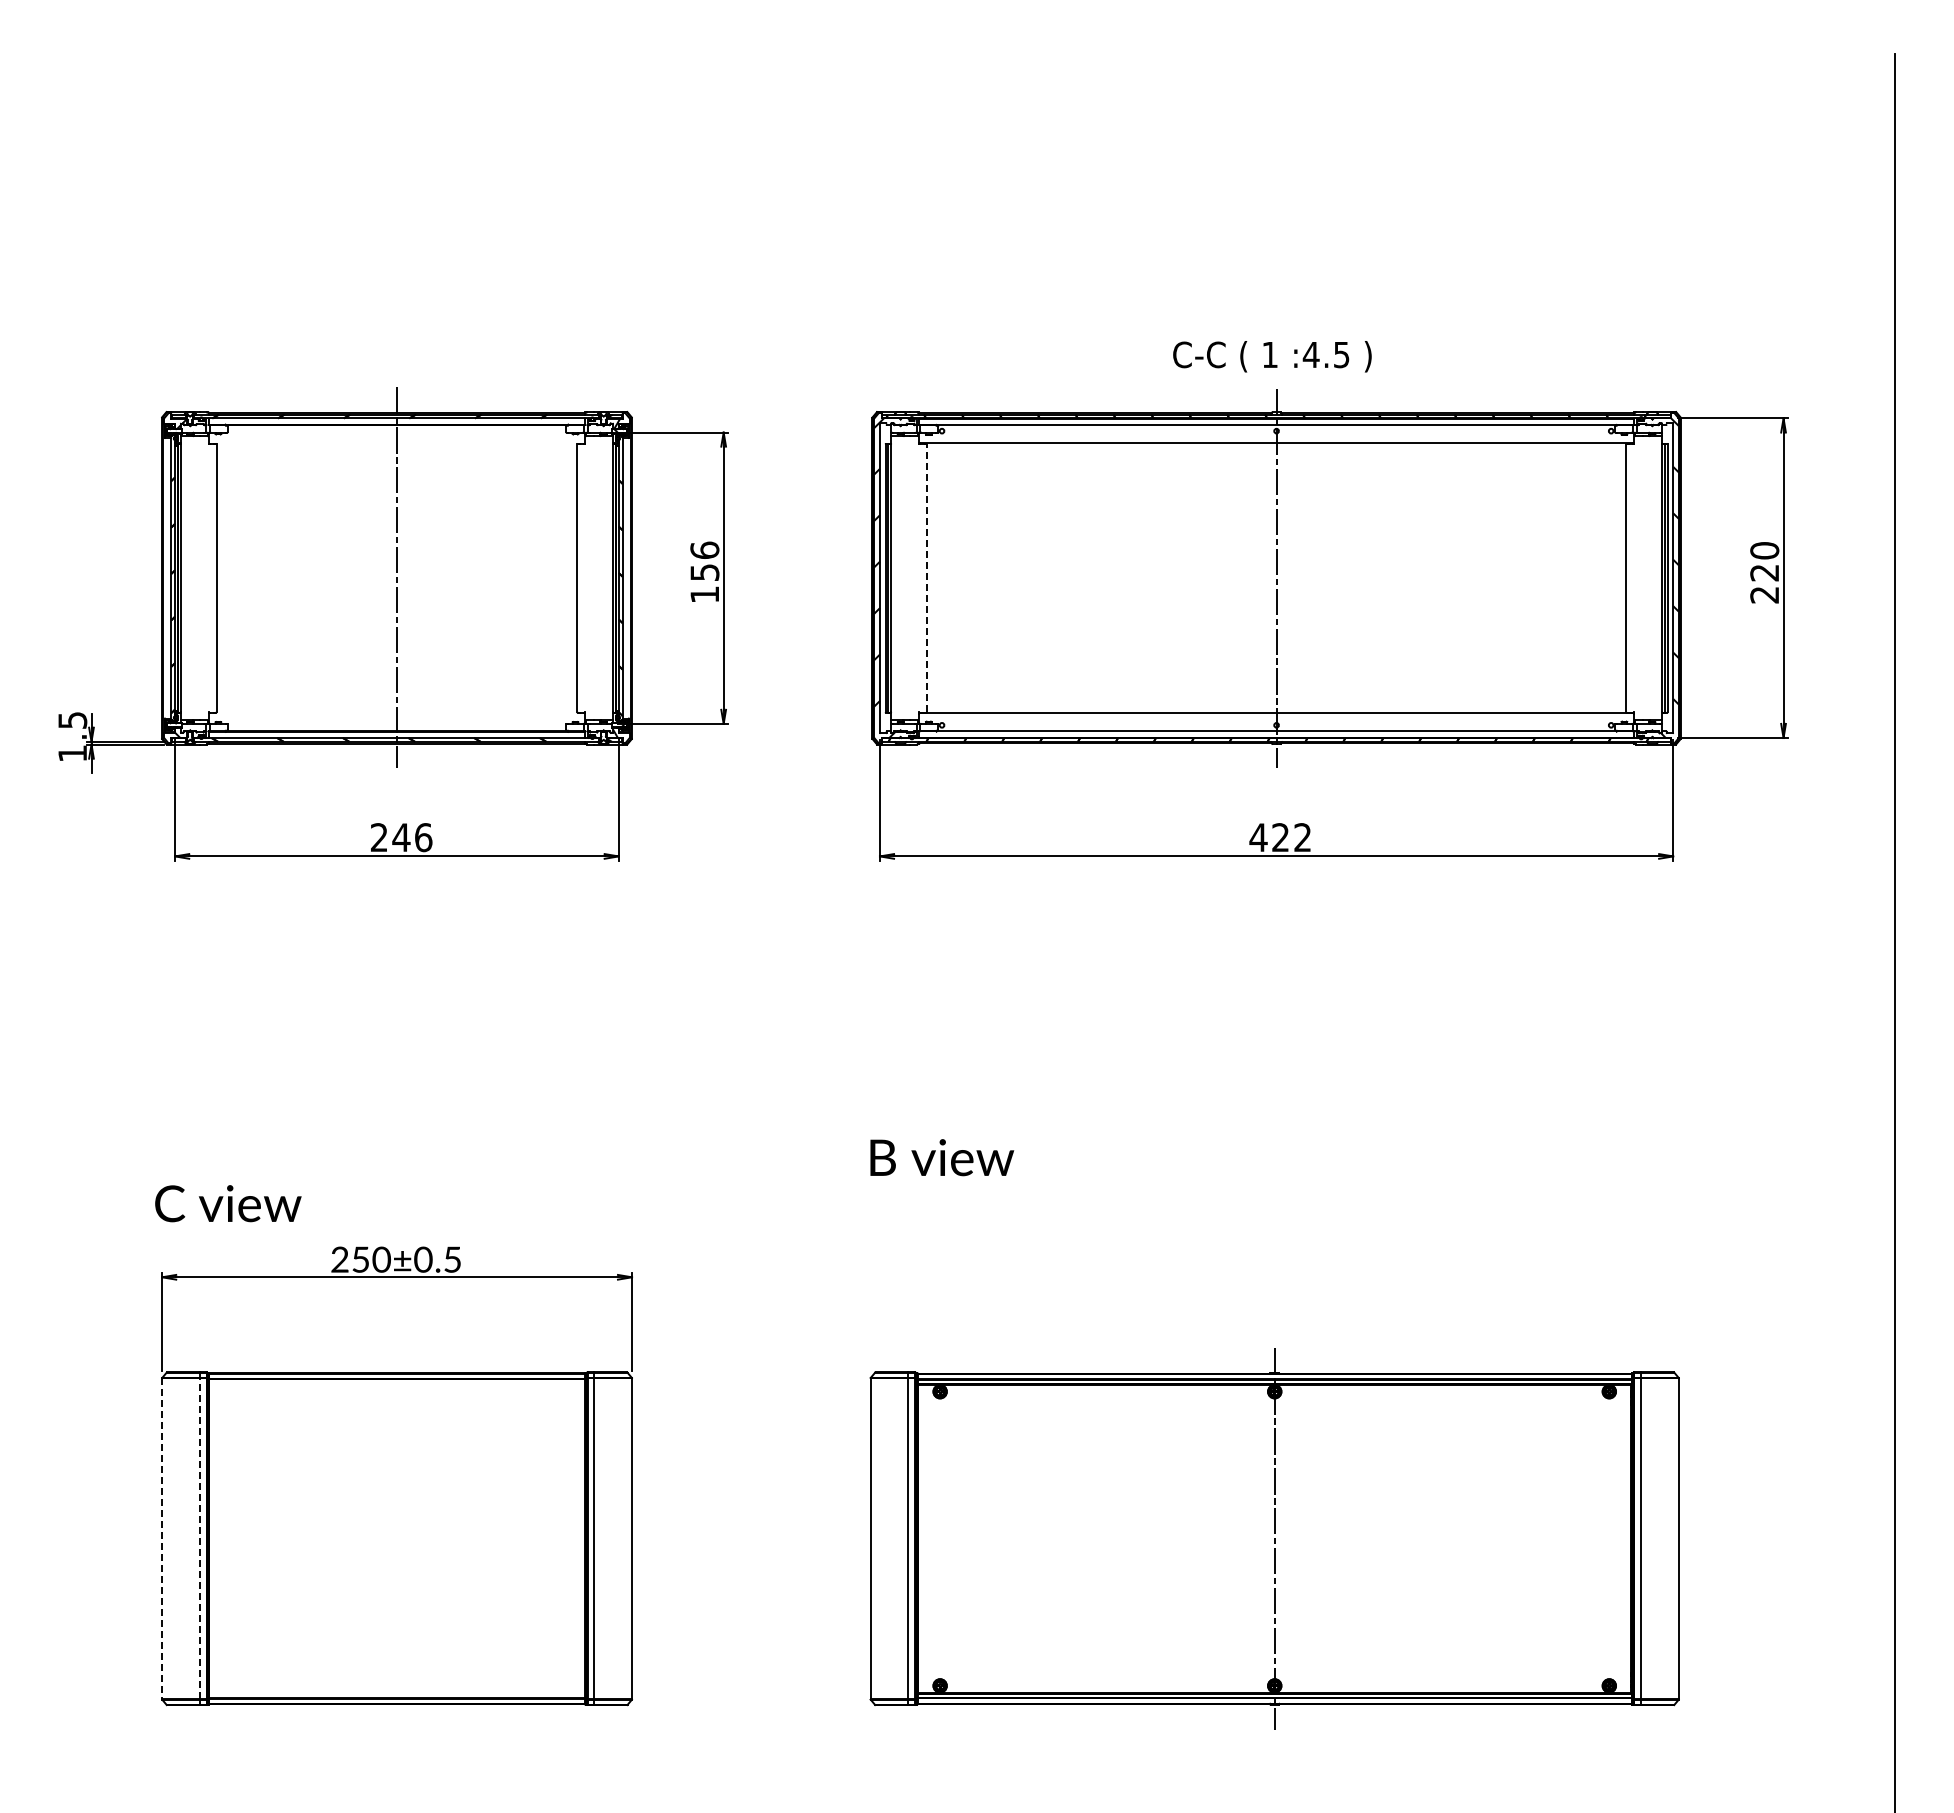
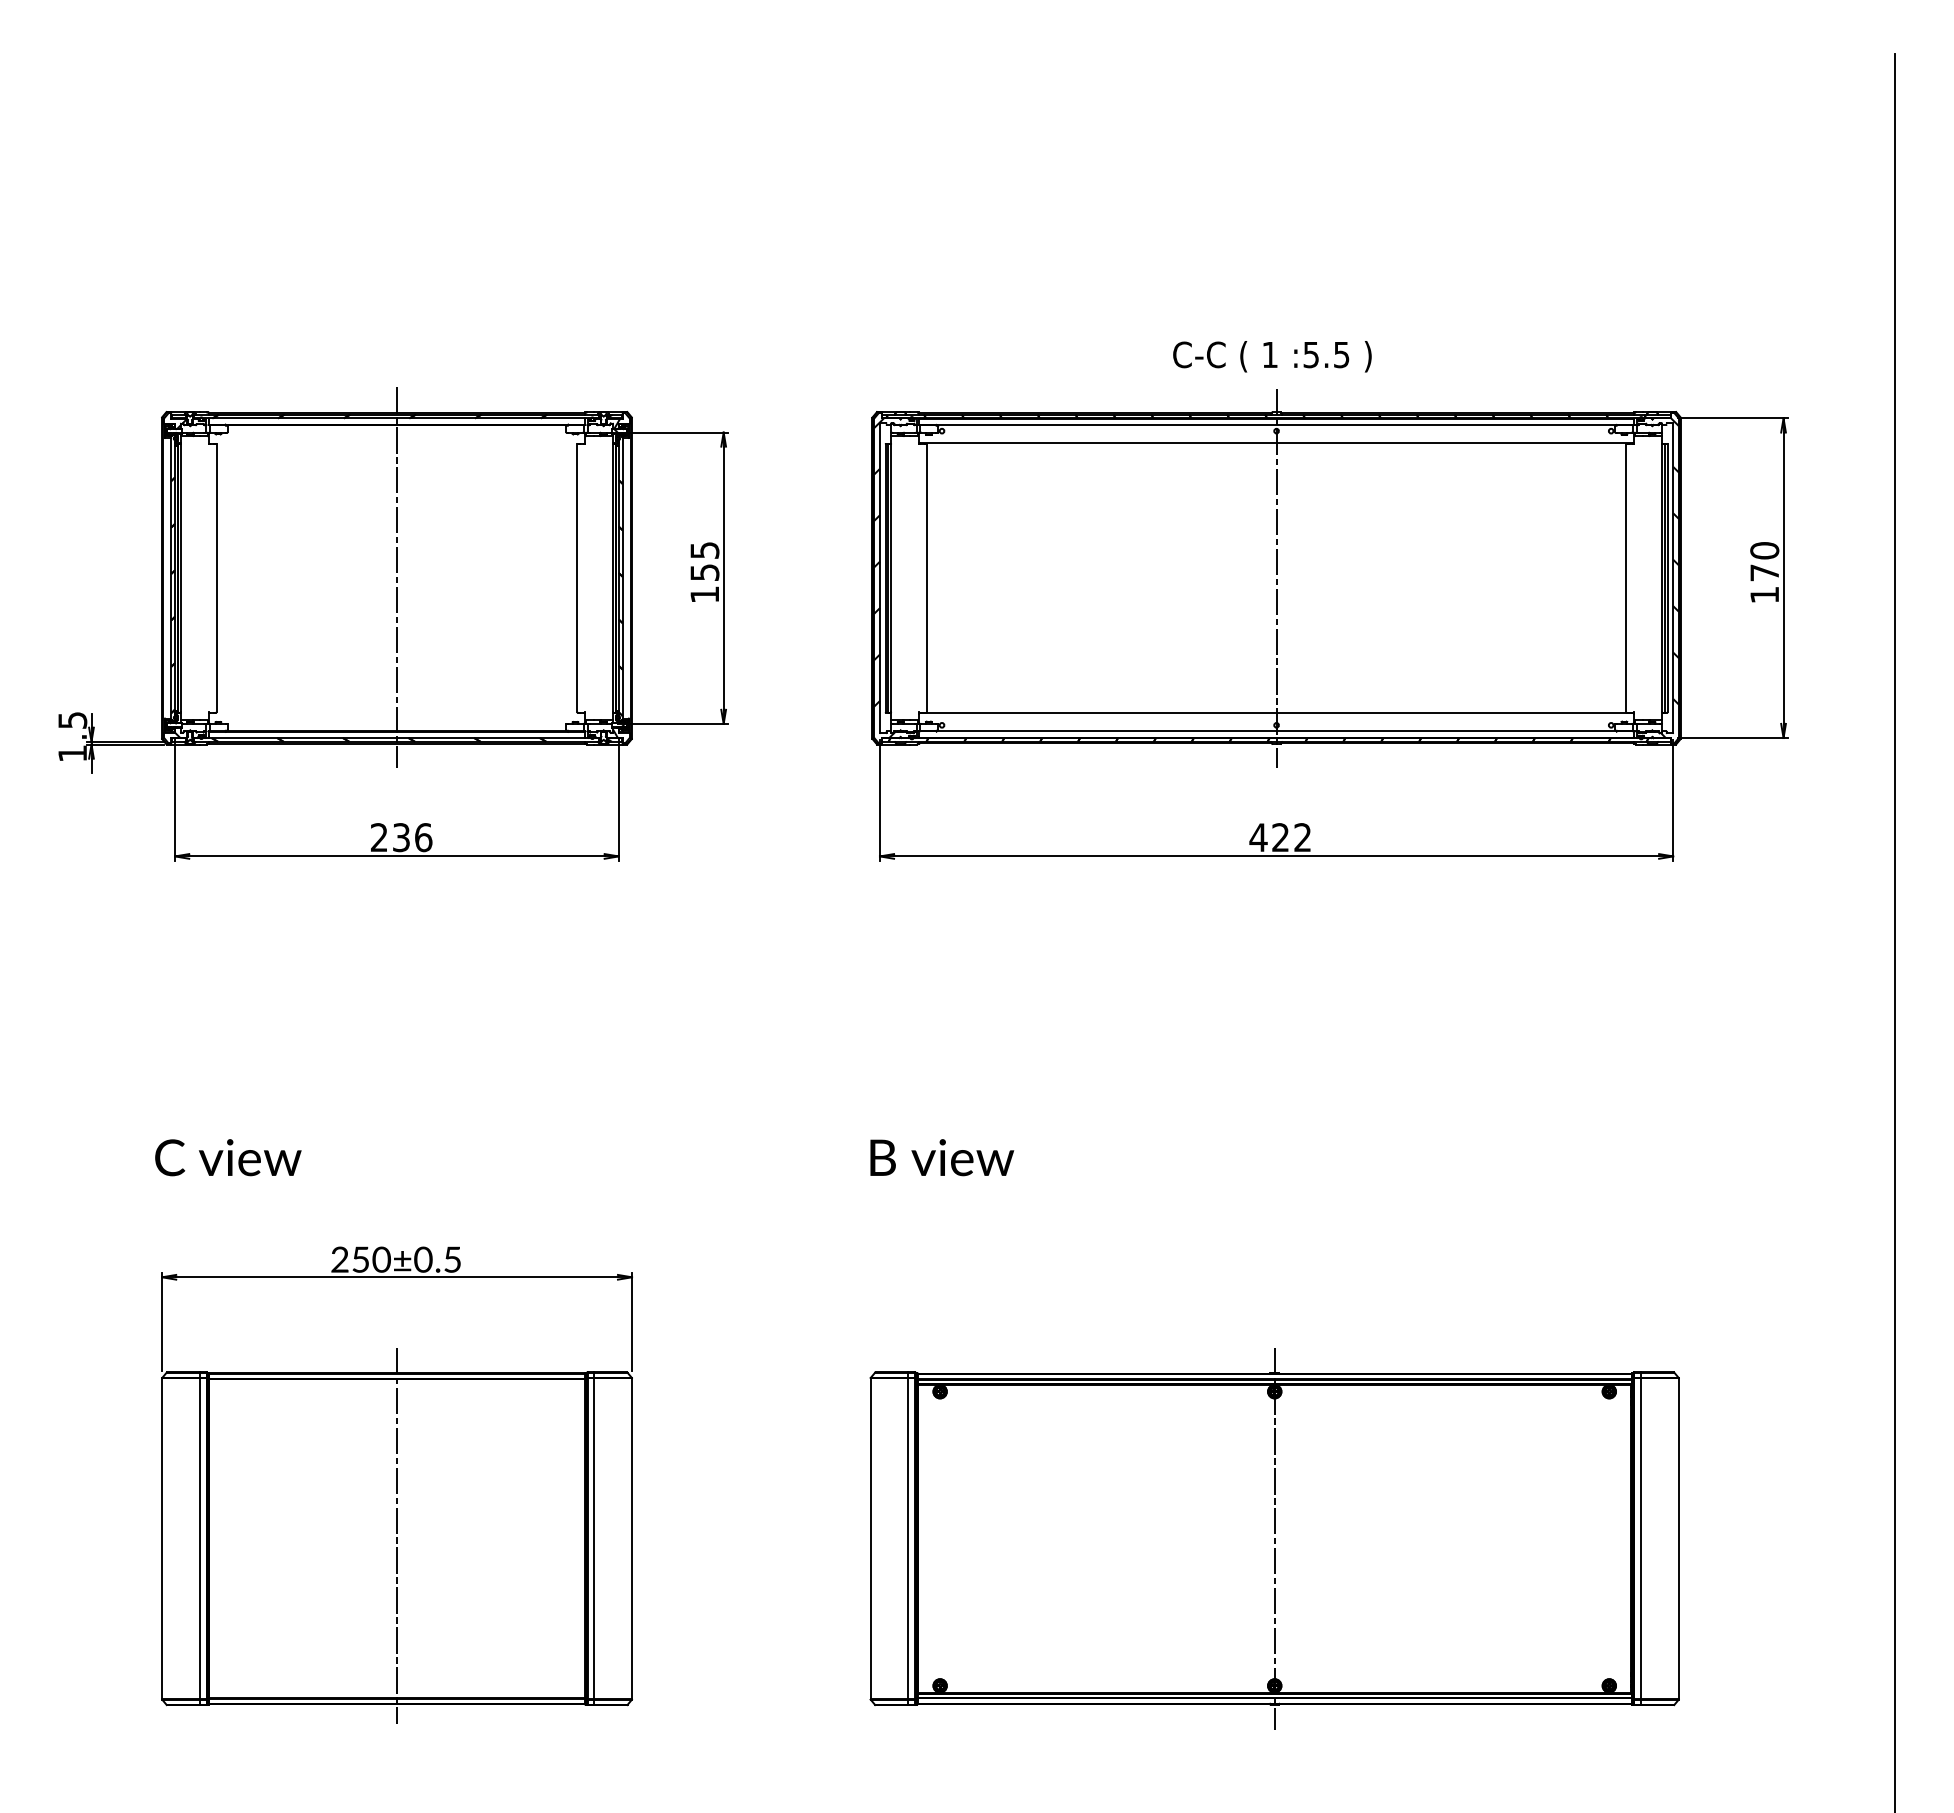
text: :4.5 -> :5.5 (1310, 355)
text: 156 -> 155 (704, 549)
line: dashed -> solid (926, 578)
text: 220 -> 170 (1764, 583)
text: 246 -> 236 (401, 837)
text position: (228, 1203) -> (228, 1157) (228, 1157)
line: none -> present (397, 1535)
line: dashed -> solid (162, 1538)
line: dashed -> solid (199, 1538)
